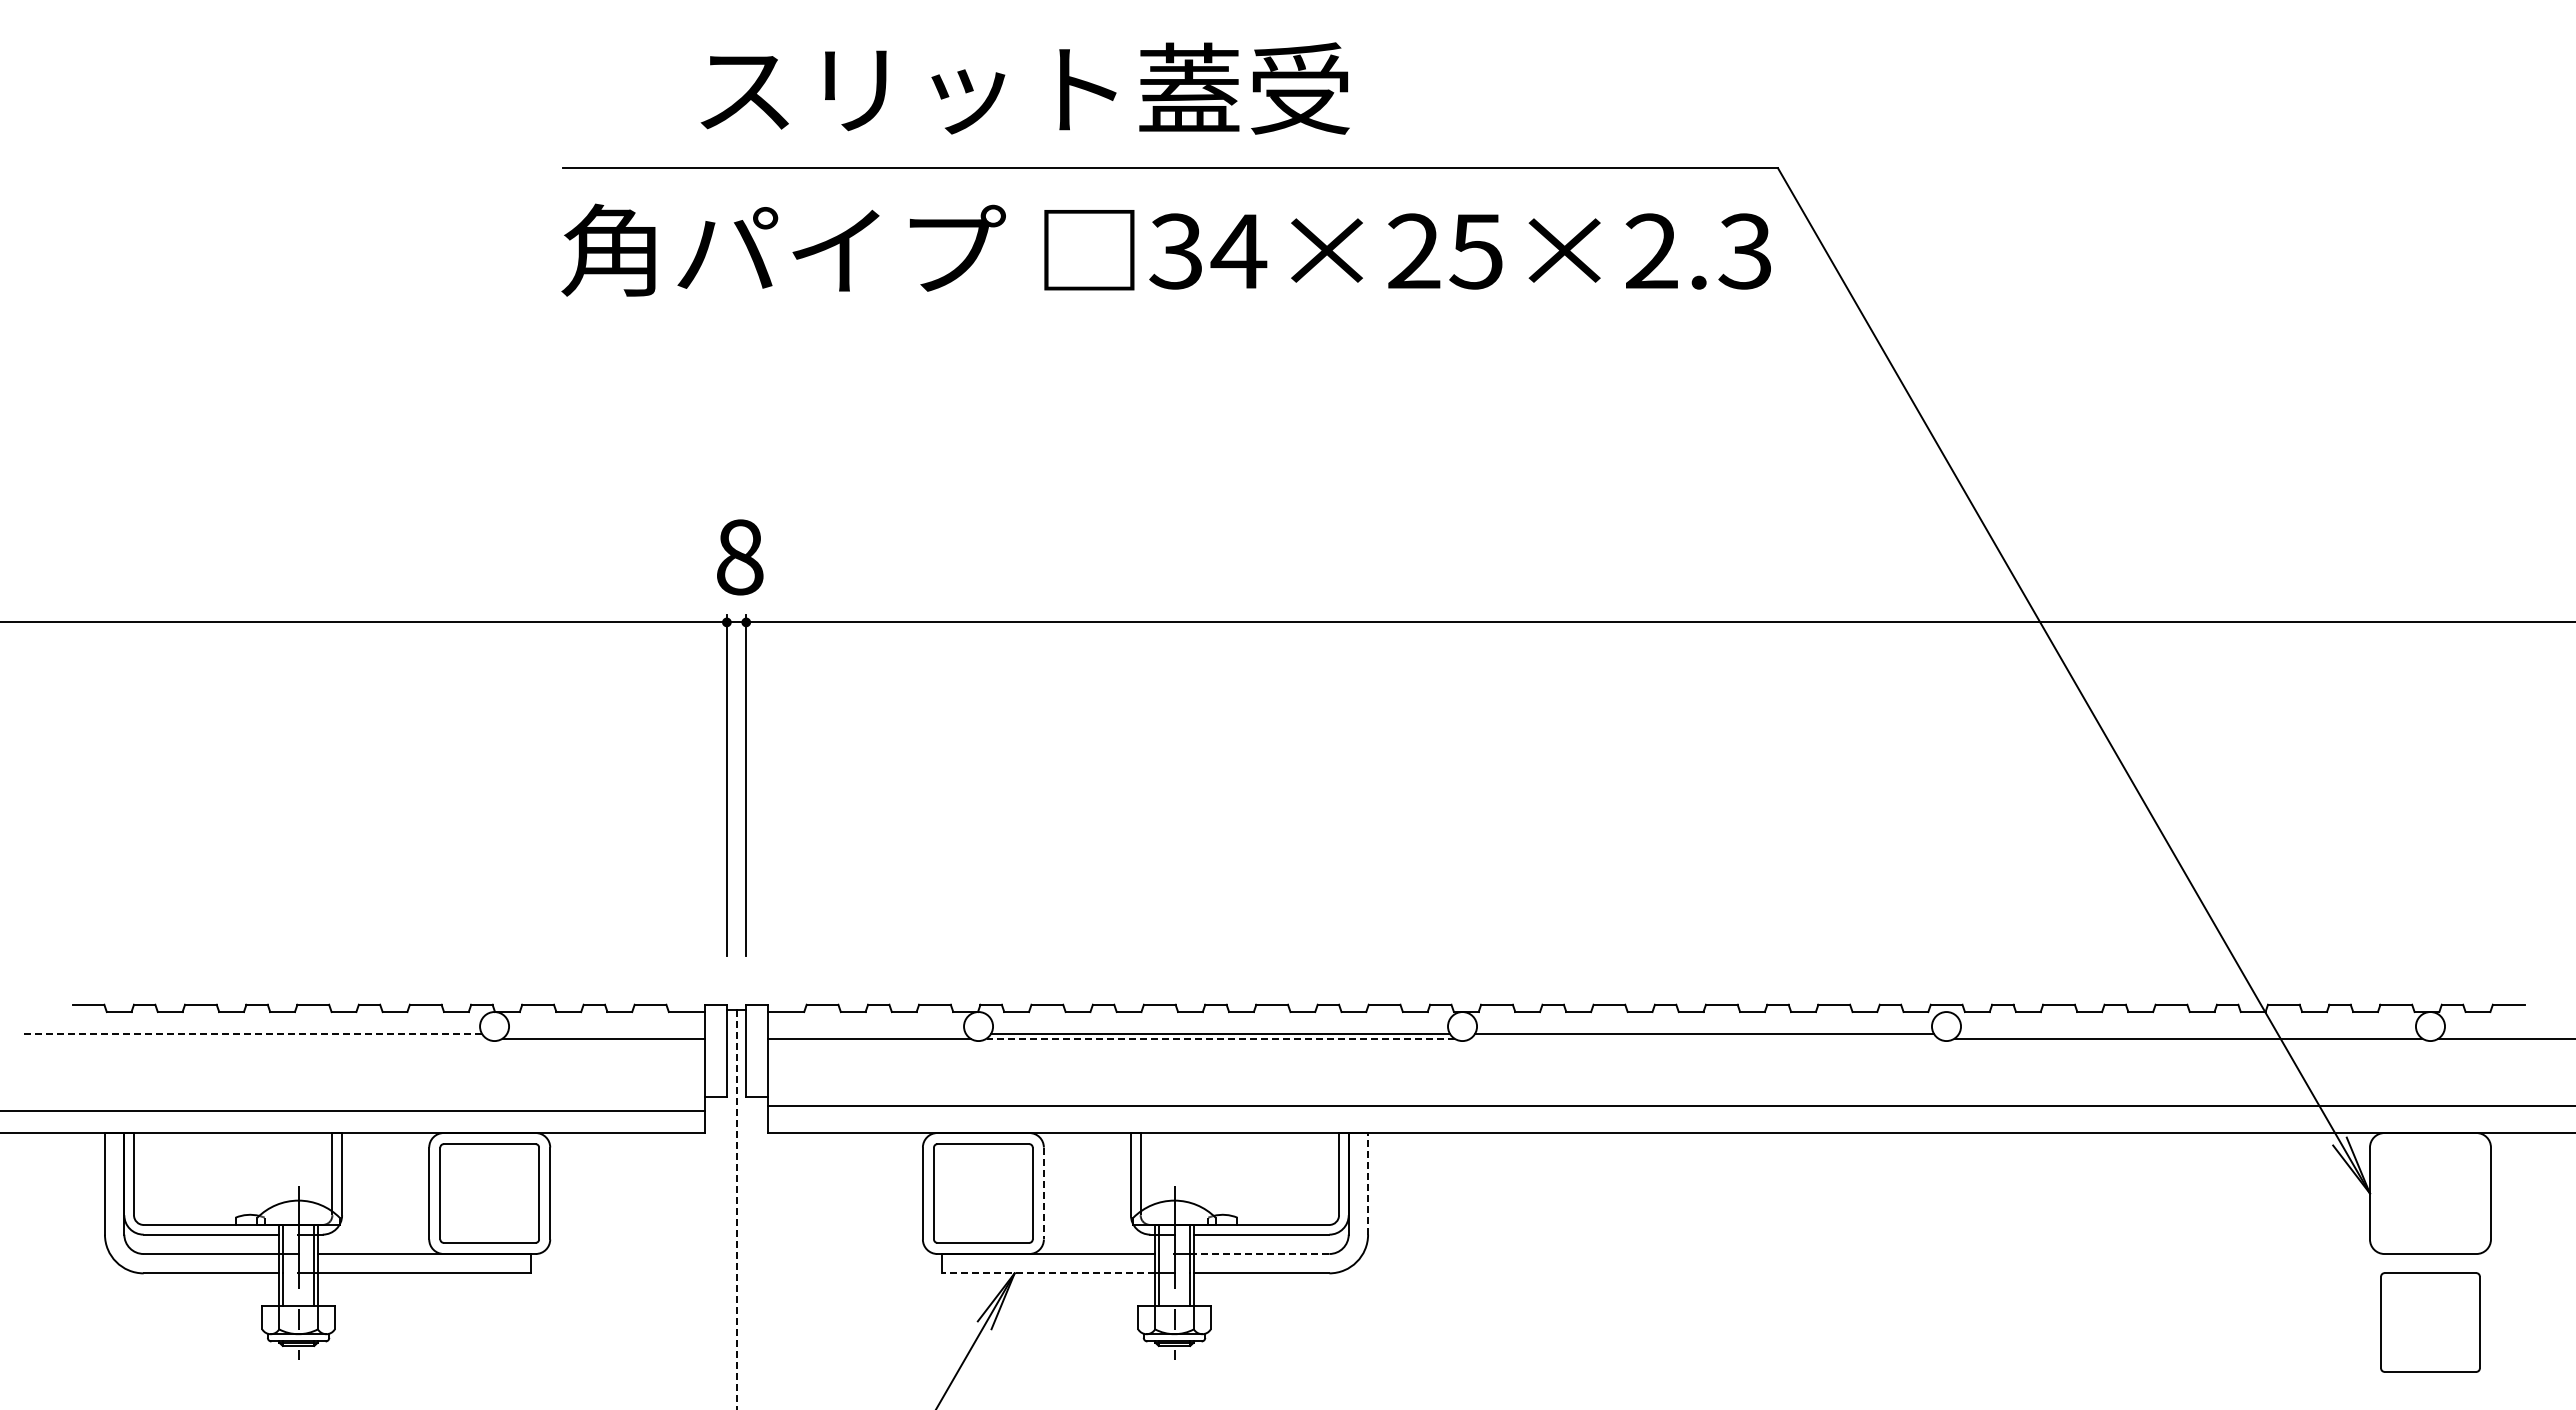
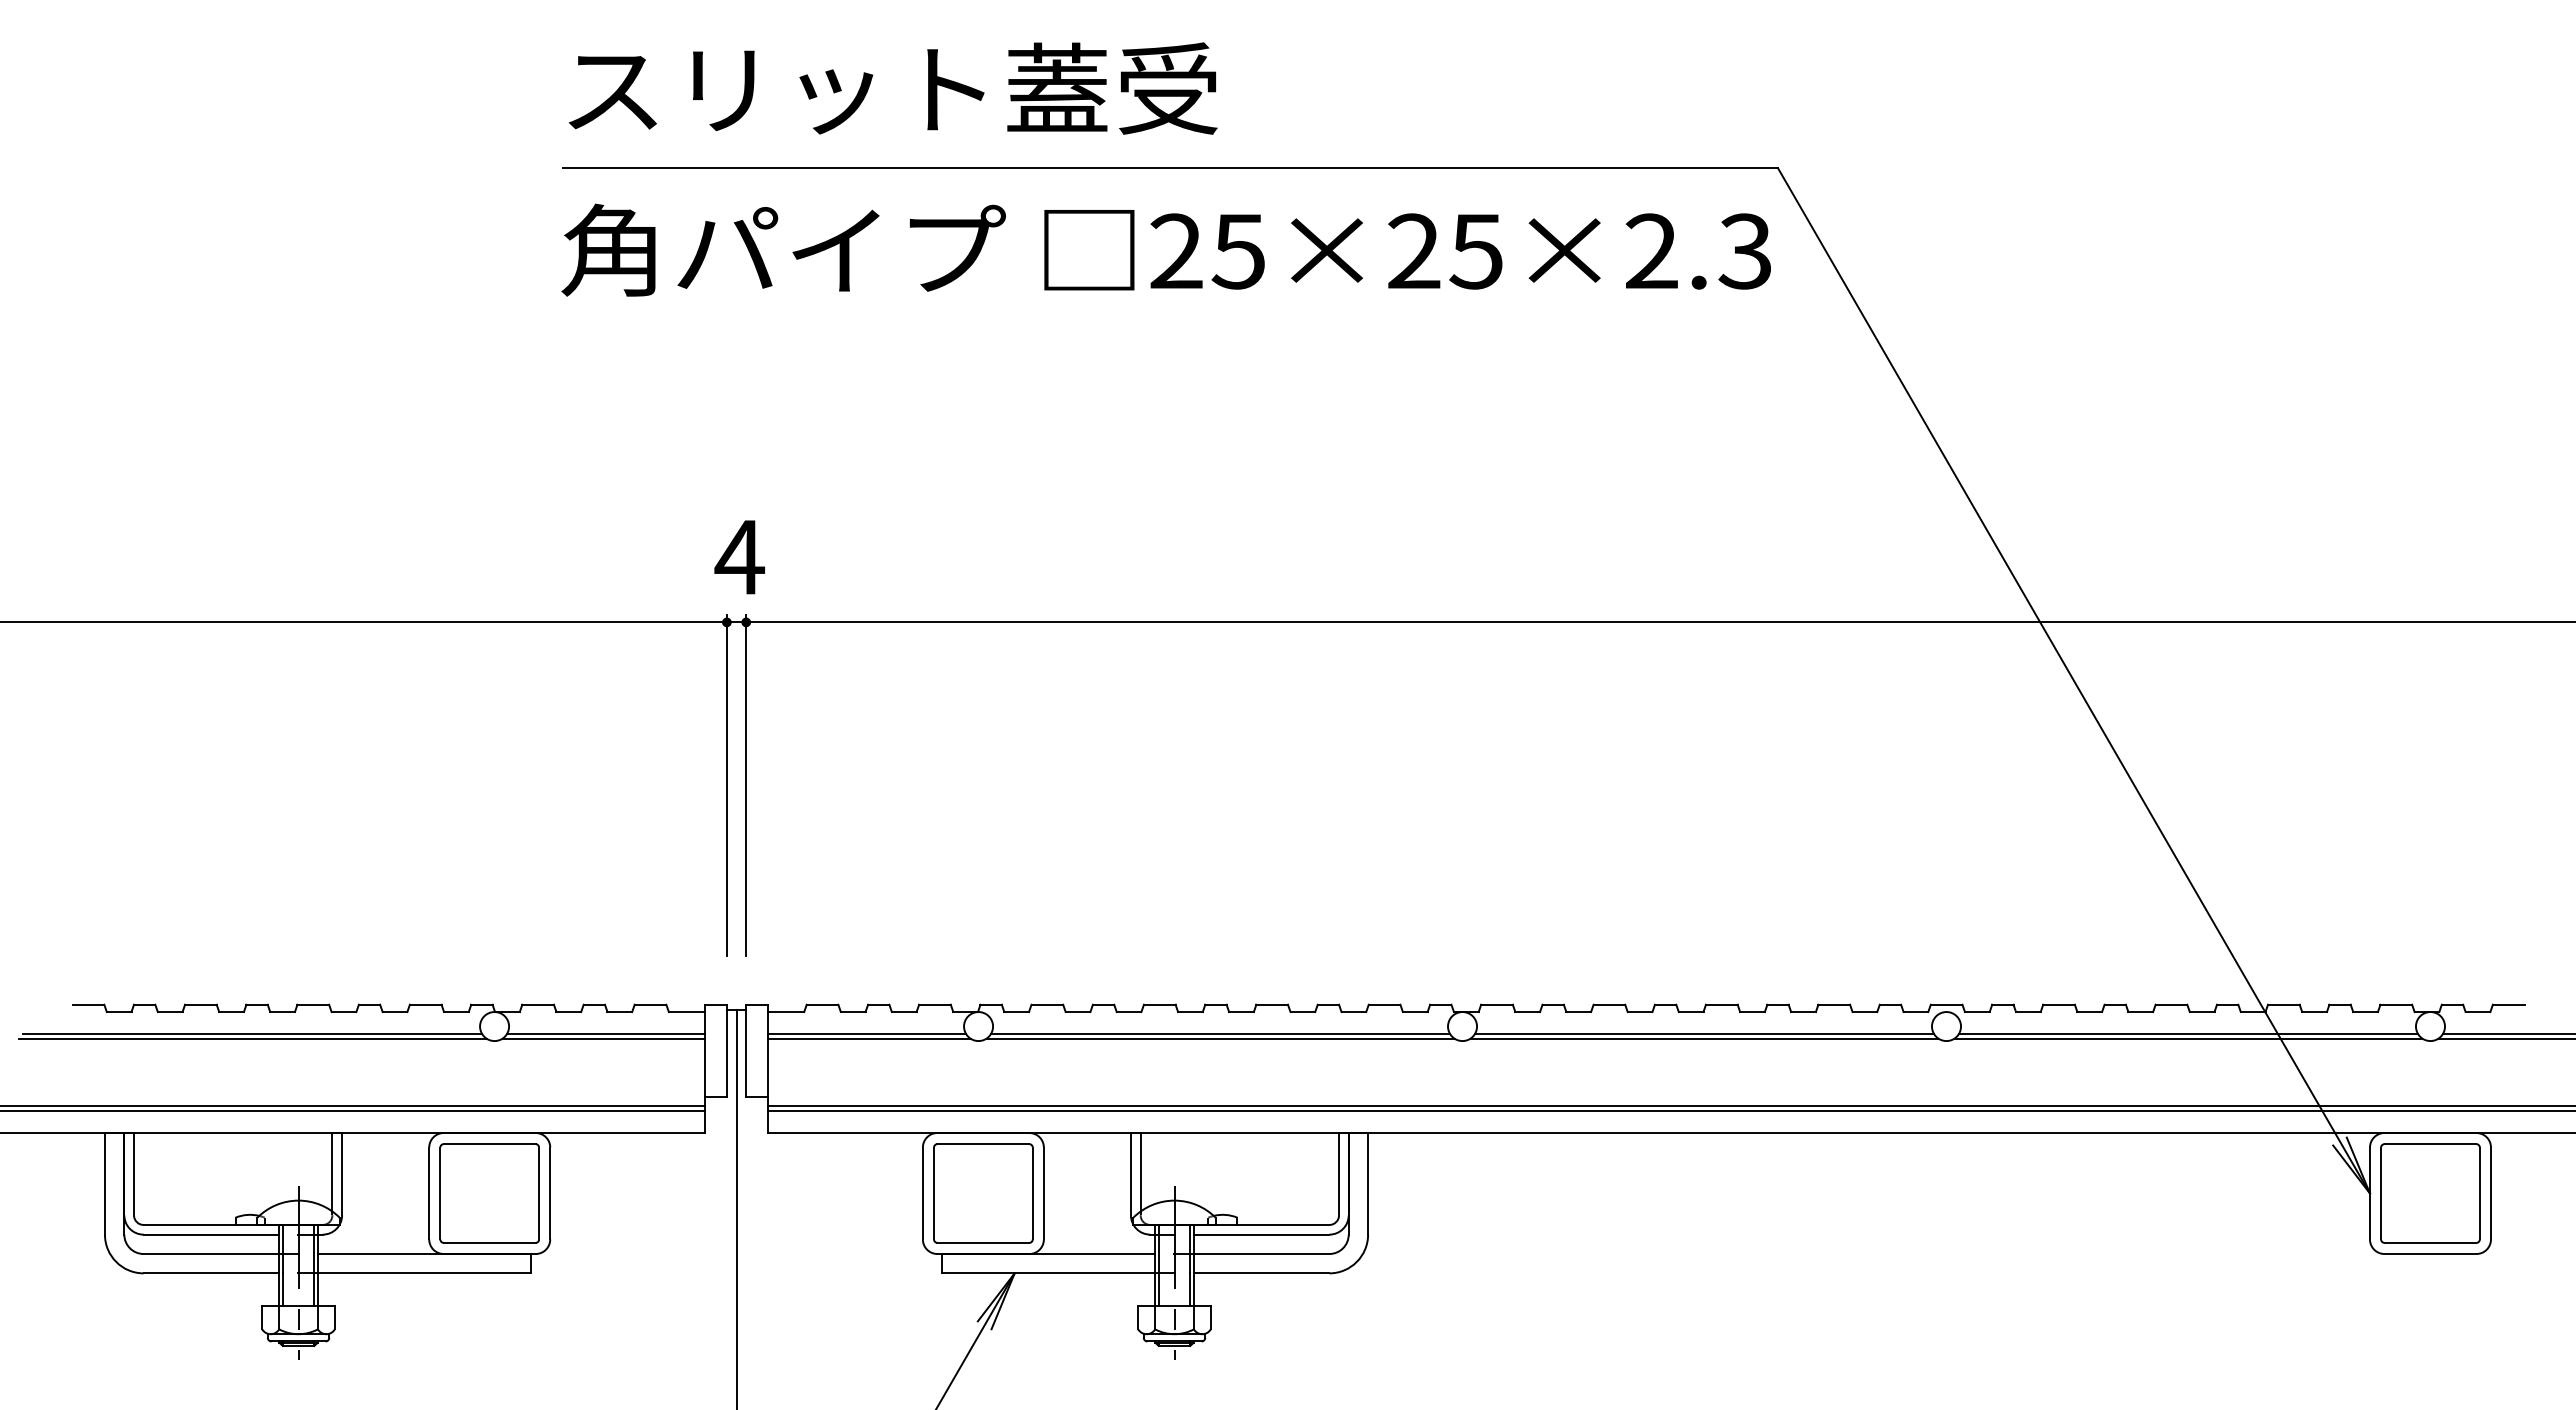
text position: (1024, 88) -> (892, 88) (892, 88)
text: 34×25×2.3 -> 25×25×2.3 (1208, 251)
text: 8 -> 4 (739, 557)
line: dashed -> solid (252, 1033)
line: none -> present (606, 1033)
line: none -> present (866, 1033)
line: none -> present (2188, 1033)
line: none -> present (2507, 1033)
line: none -> present (252, 1038)
line: dashed -> solid (1220, 1038)
line: none -> present (1704, 1038)
line: none -> present (353, 1106)
line: none -> present (1670, 1111)
line: dashed -> solid (1368, 1183)
line: dashed -> solid (1043, 1193)
line: dashed -> solid (736, 1209)
line: dashed -> solid (1261, 1254)
line: dashed -> solid (1048, 1273)
part position: (2430, 1322) -> (2430, 1193) (2430, 1193)
